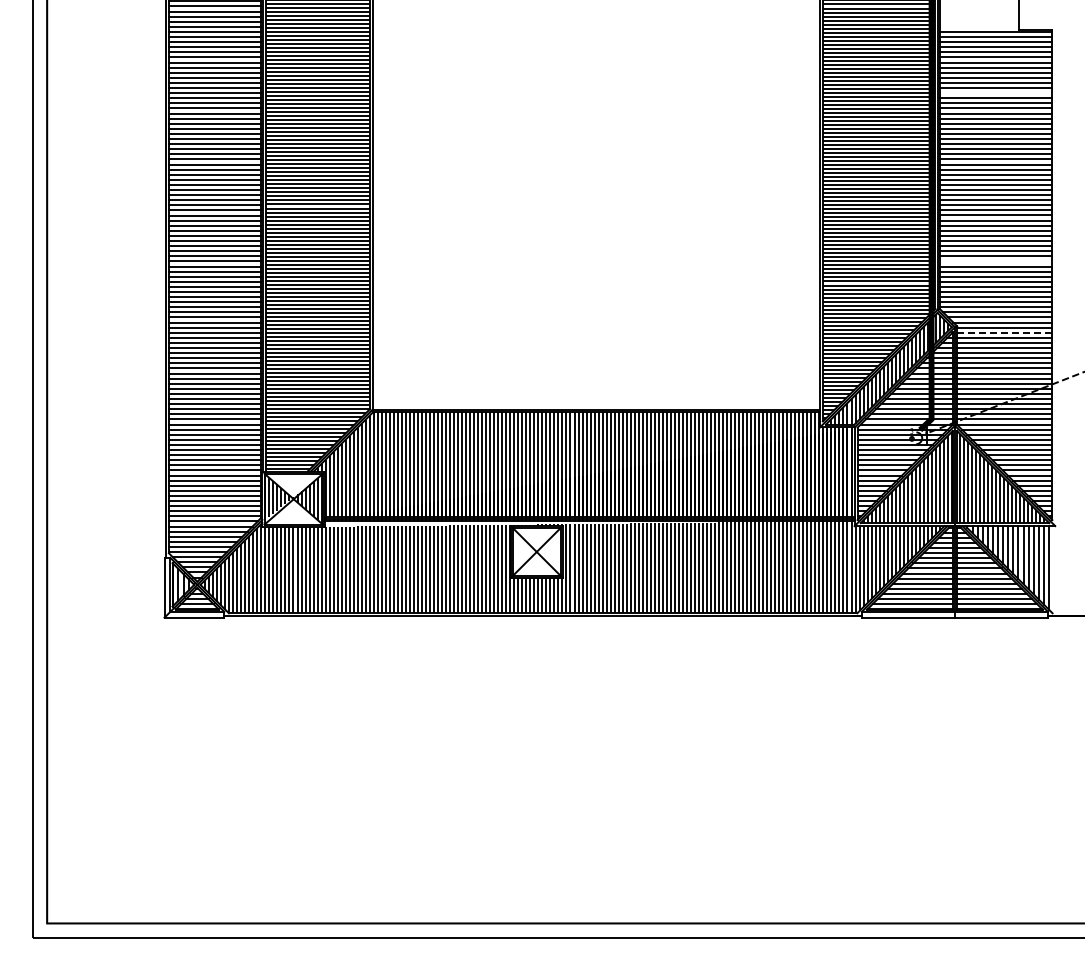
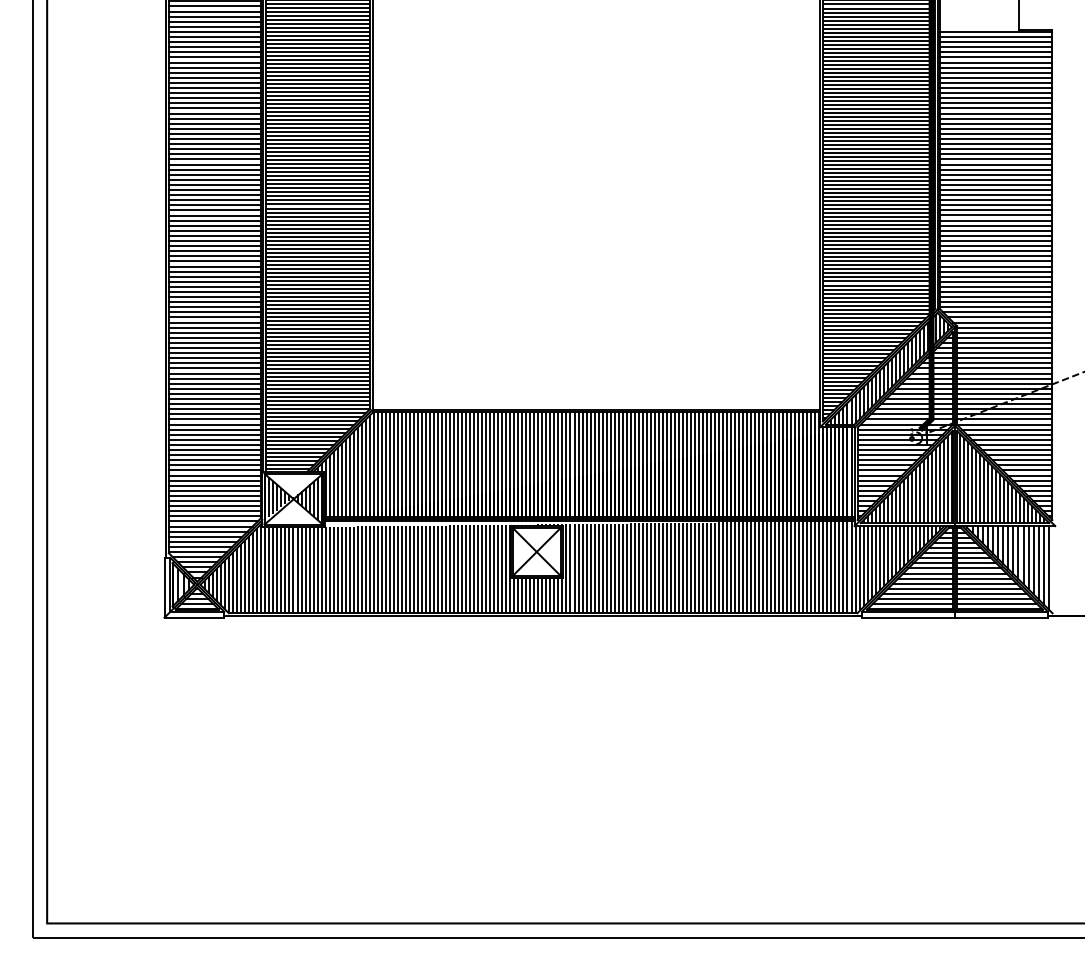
line: none -> present (995, 93)
line: none -> present (995, 261)
line: dashed -> solid (1004, 332)
